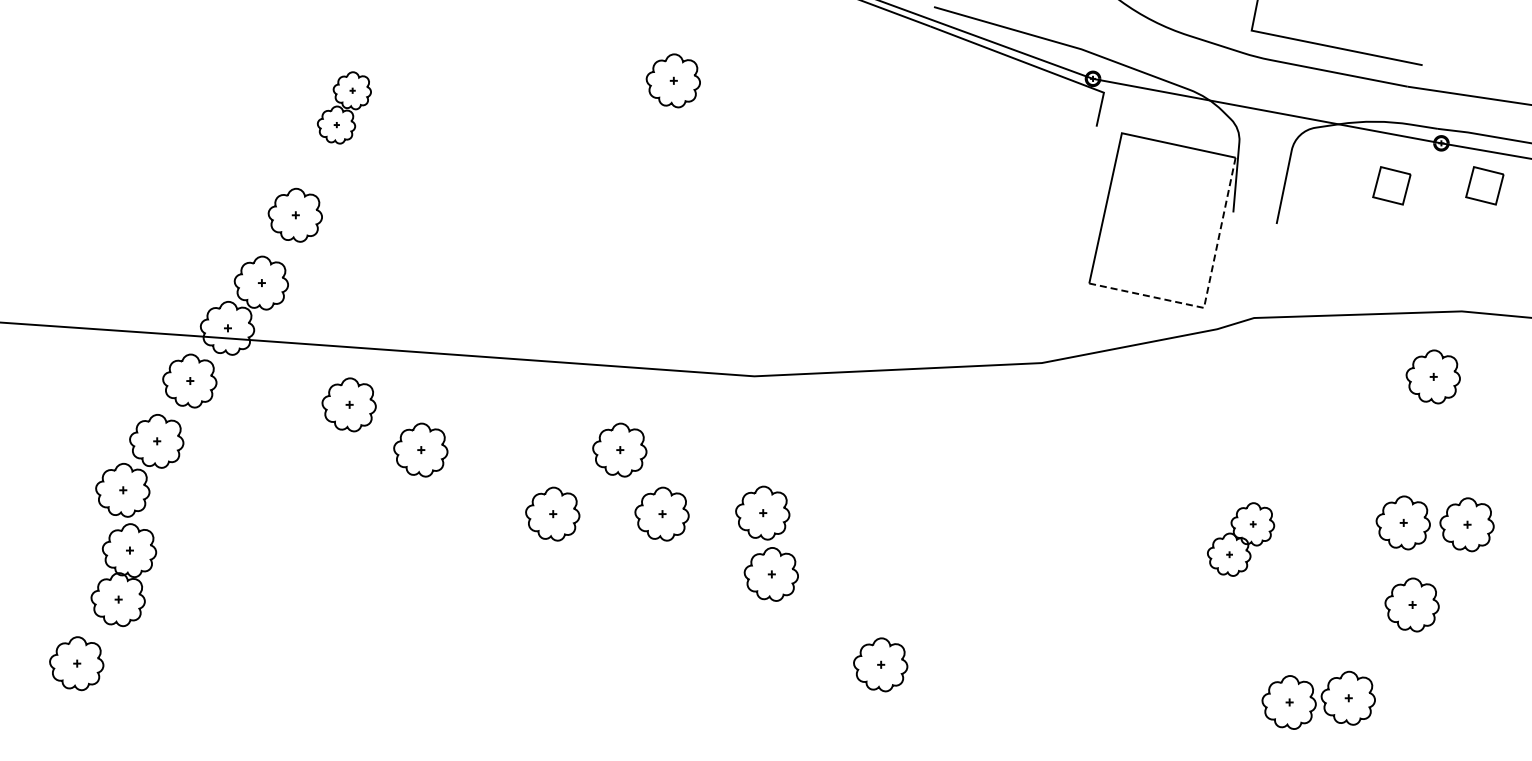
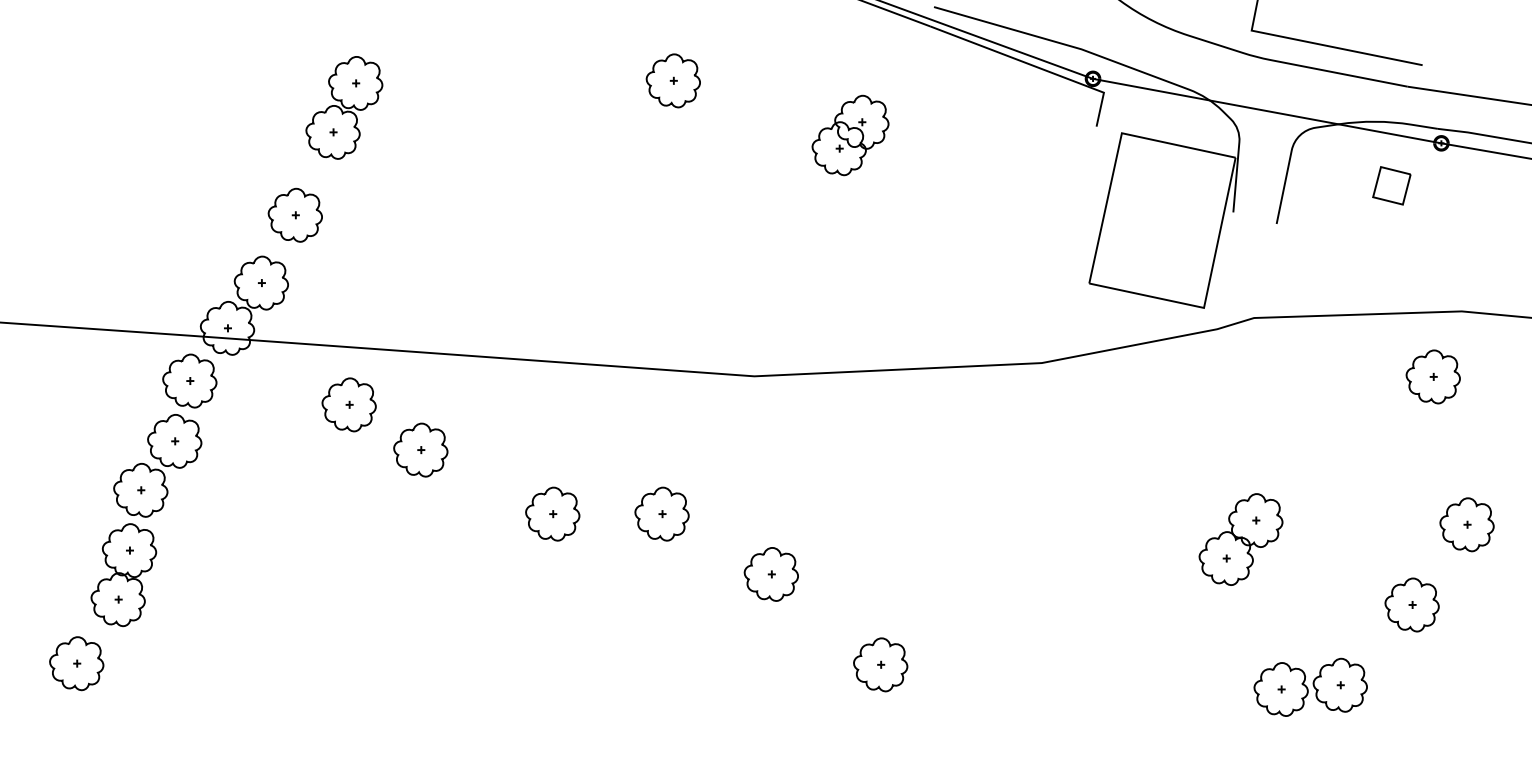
part size: 56x74 px -> 79x104 px (344, 107)
part: none -> present (850, 135)
part: present -> none (1484, 185)
line: dashed -> solid (1207, 291)
part: present -> none (619, 449)
part position: (139, 465) -> (157, 465) (157, 465)
part: present -> none (762, 512)
part: present -> none (1402, 522)
part size: 69x75 px -> 86x93 px (1240, 539)
part position: (1318, 699) -> (1310, 686) (1310, 686)
